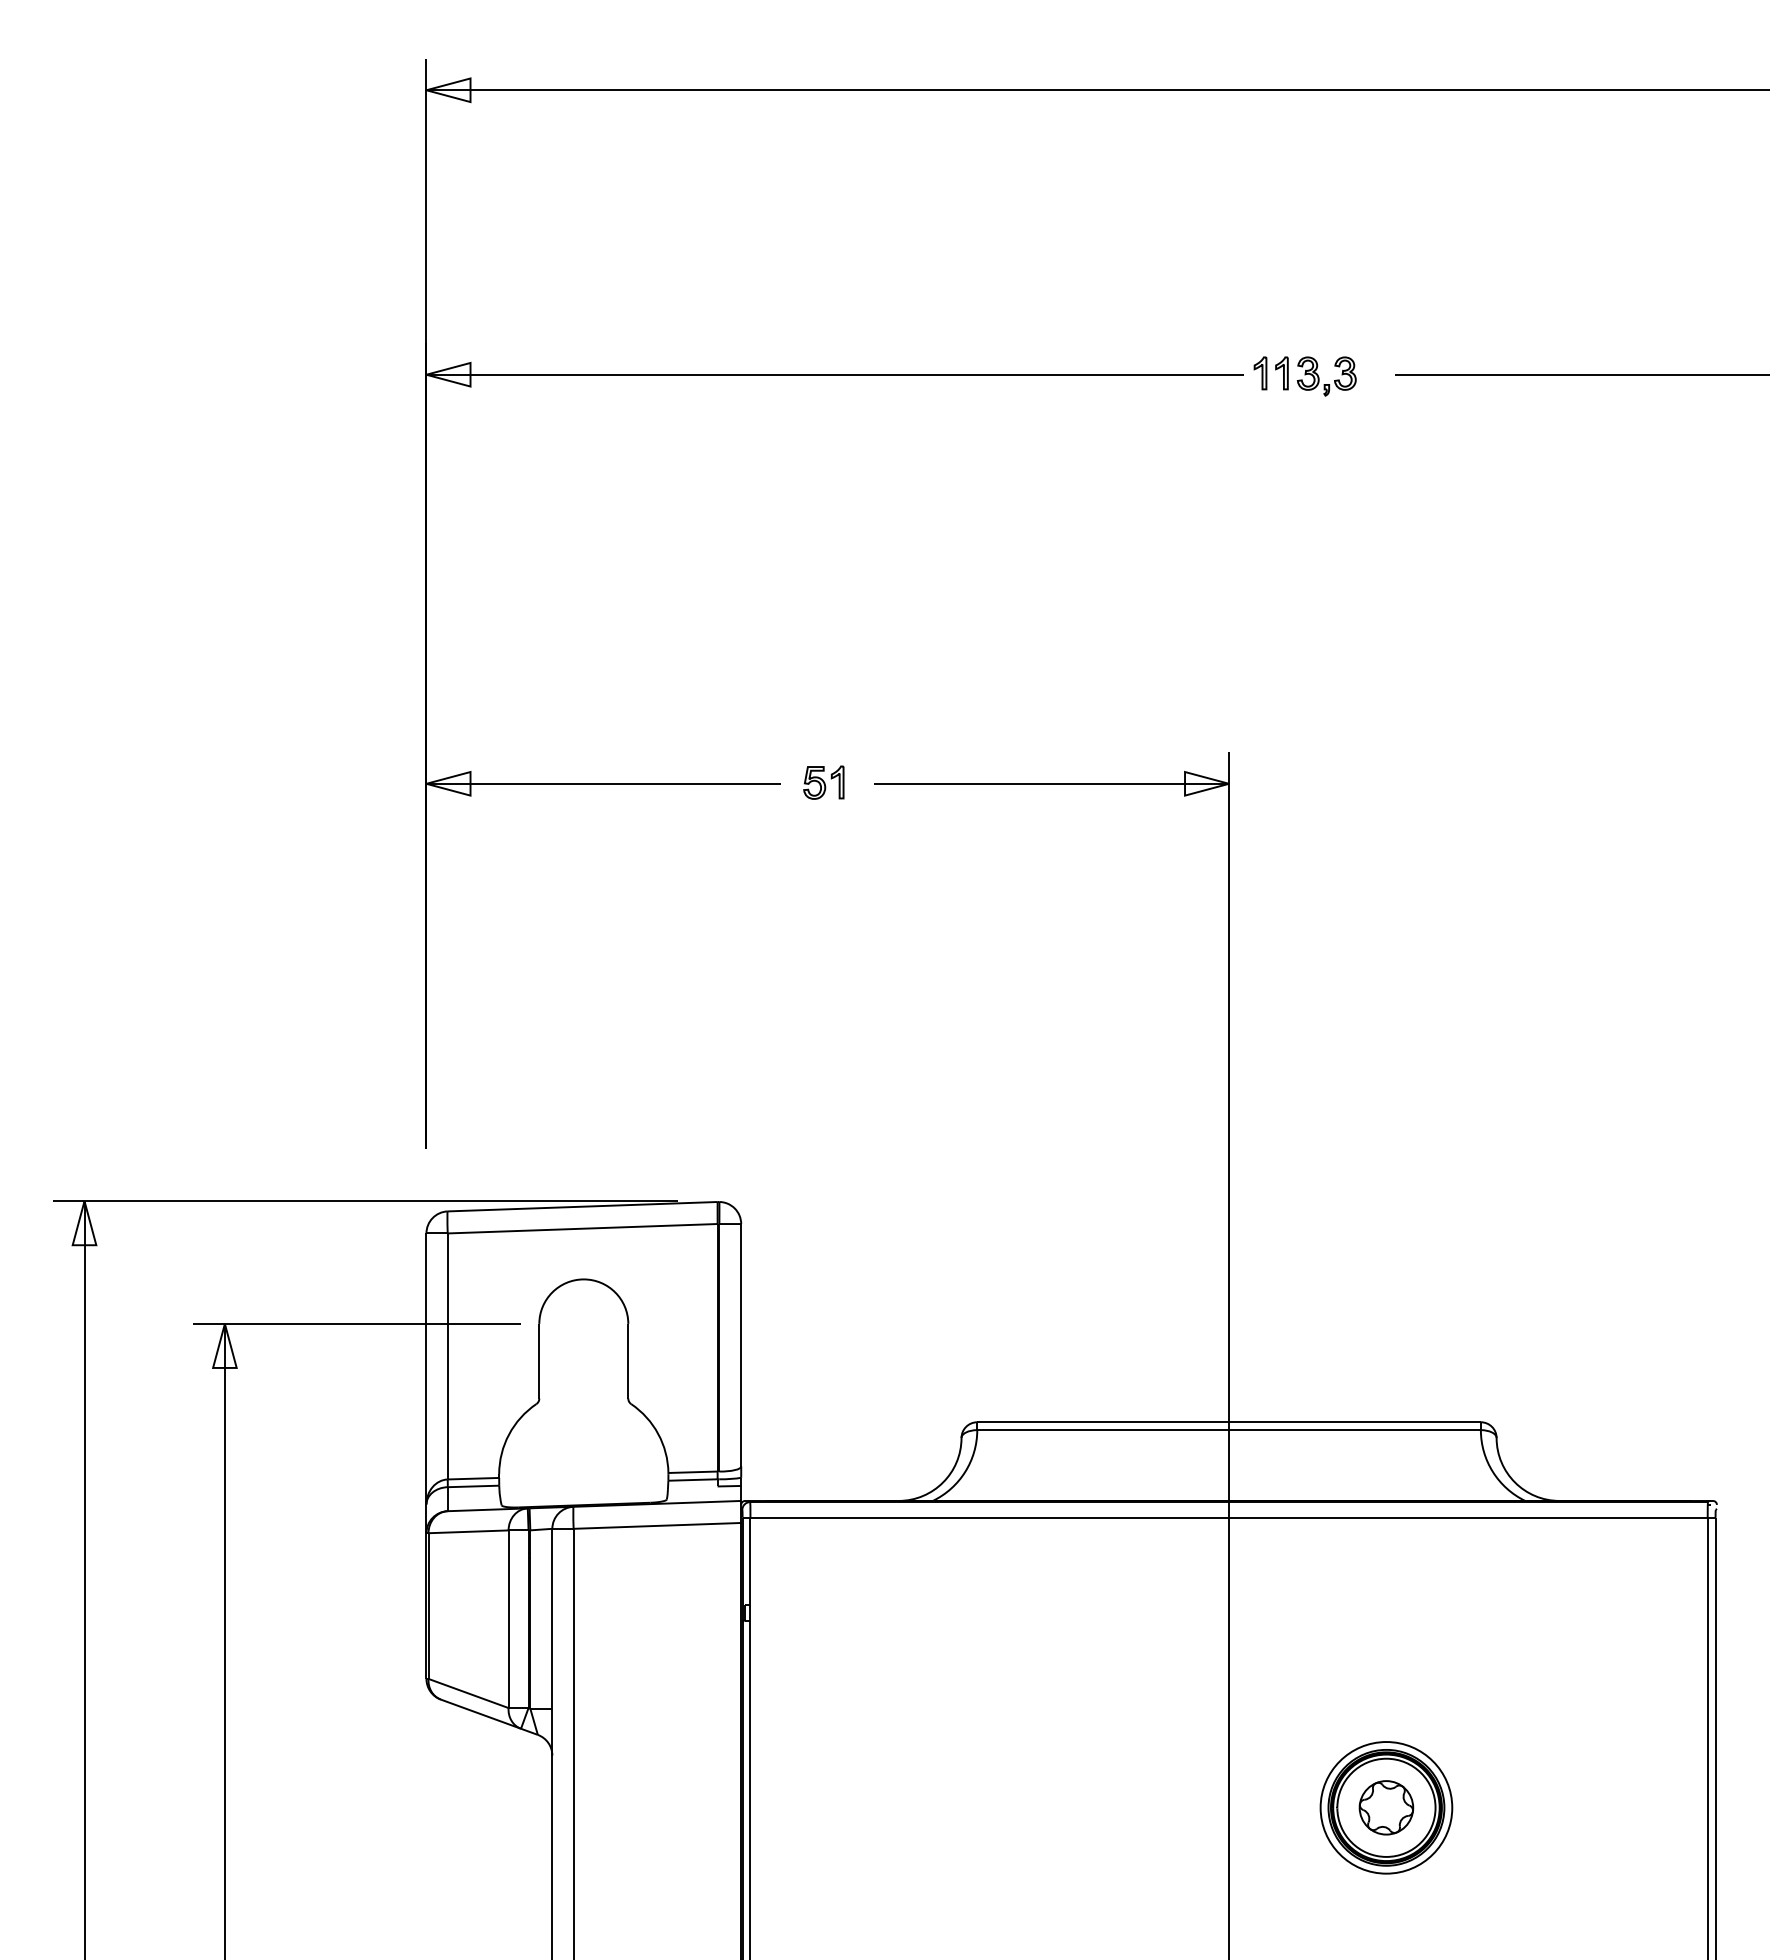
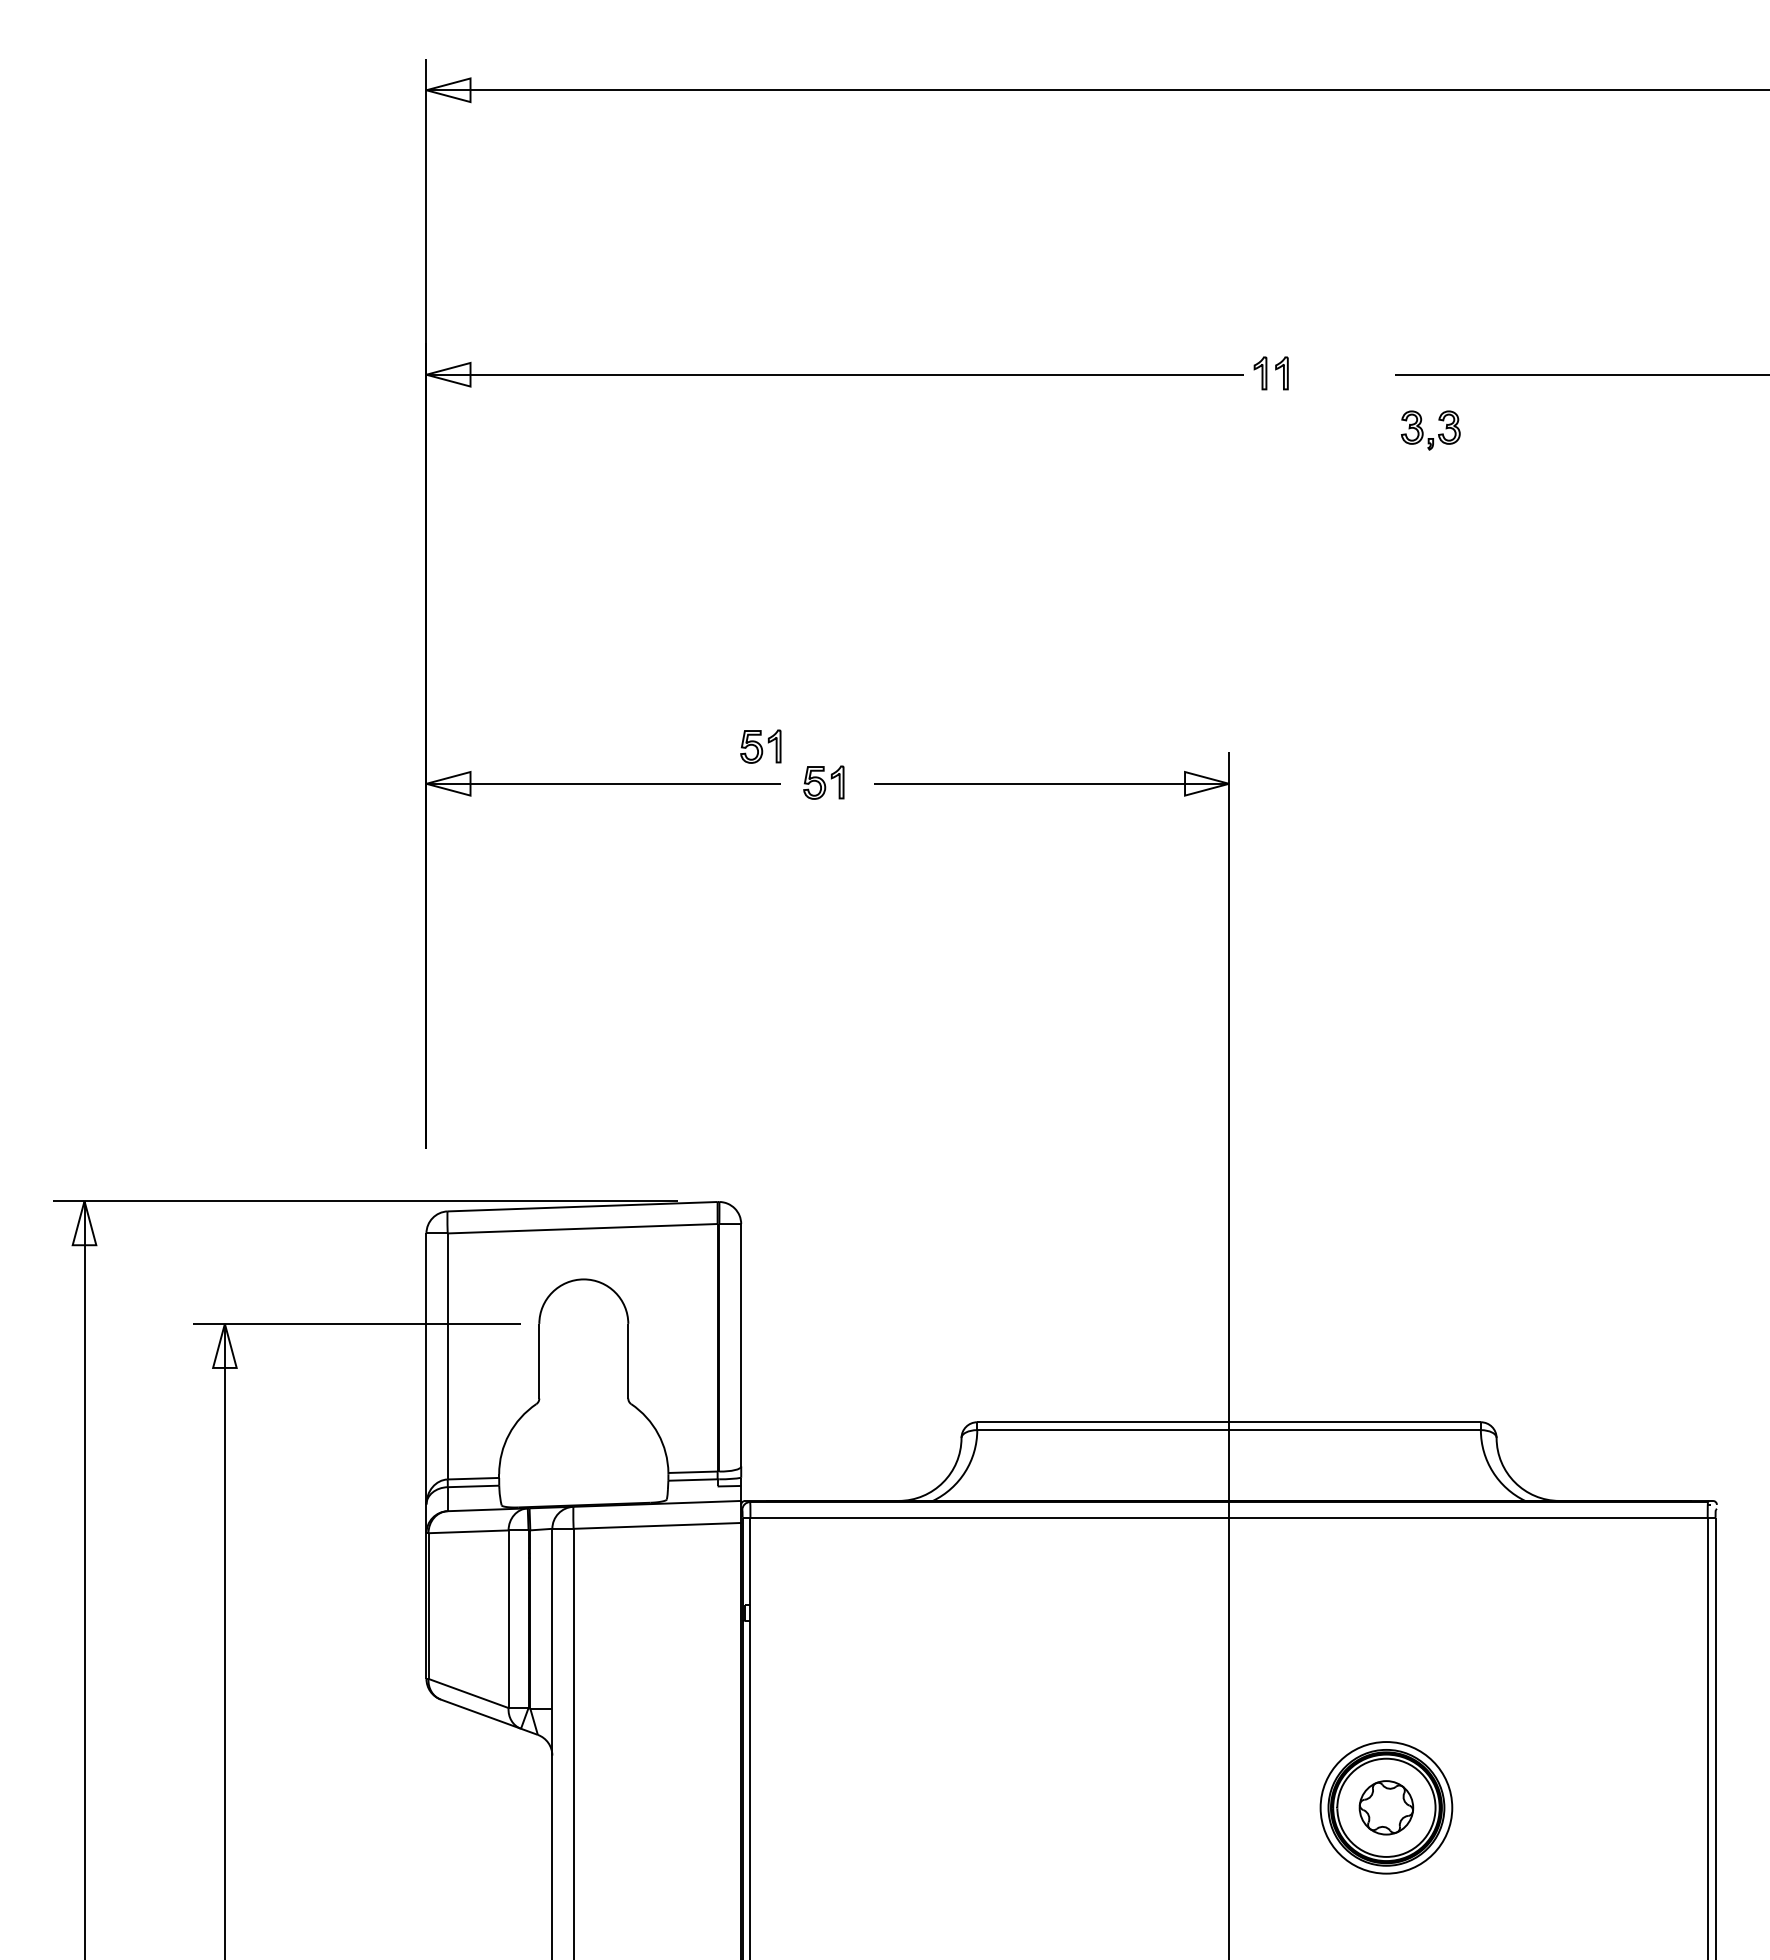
part position: (1319, 377) -> (1423, 431) (1423, 431)
part: none -> present (760, 746)
